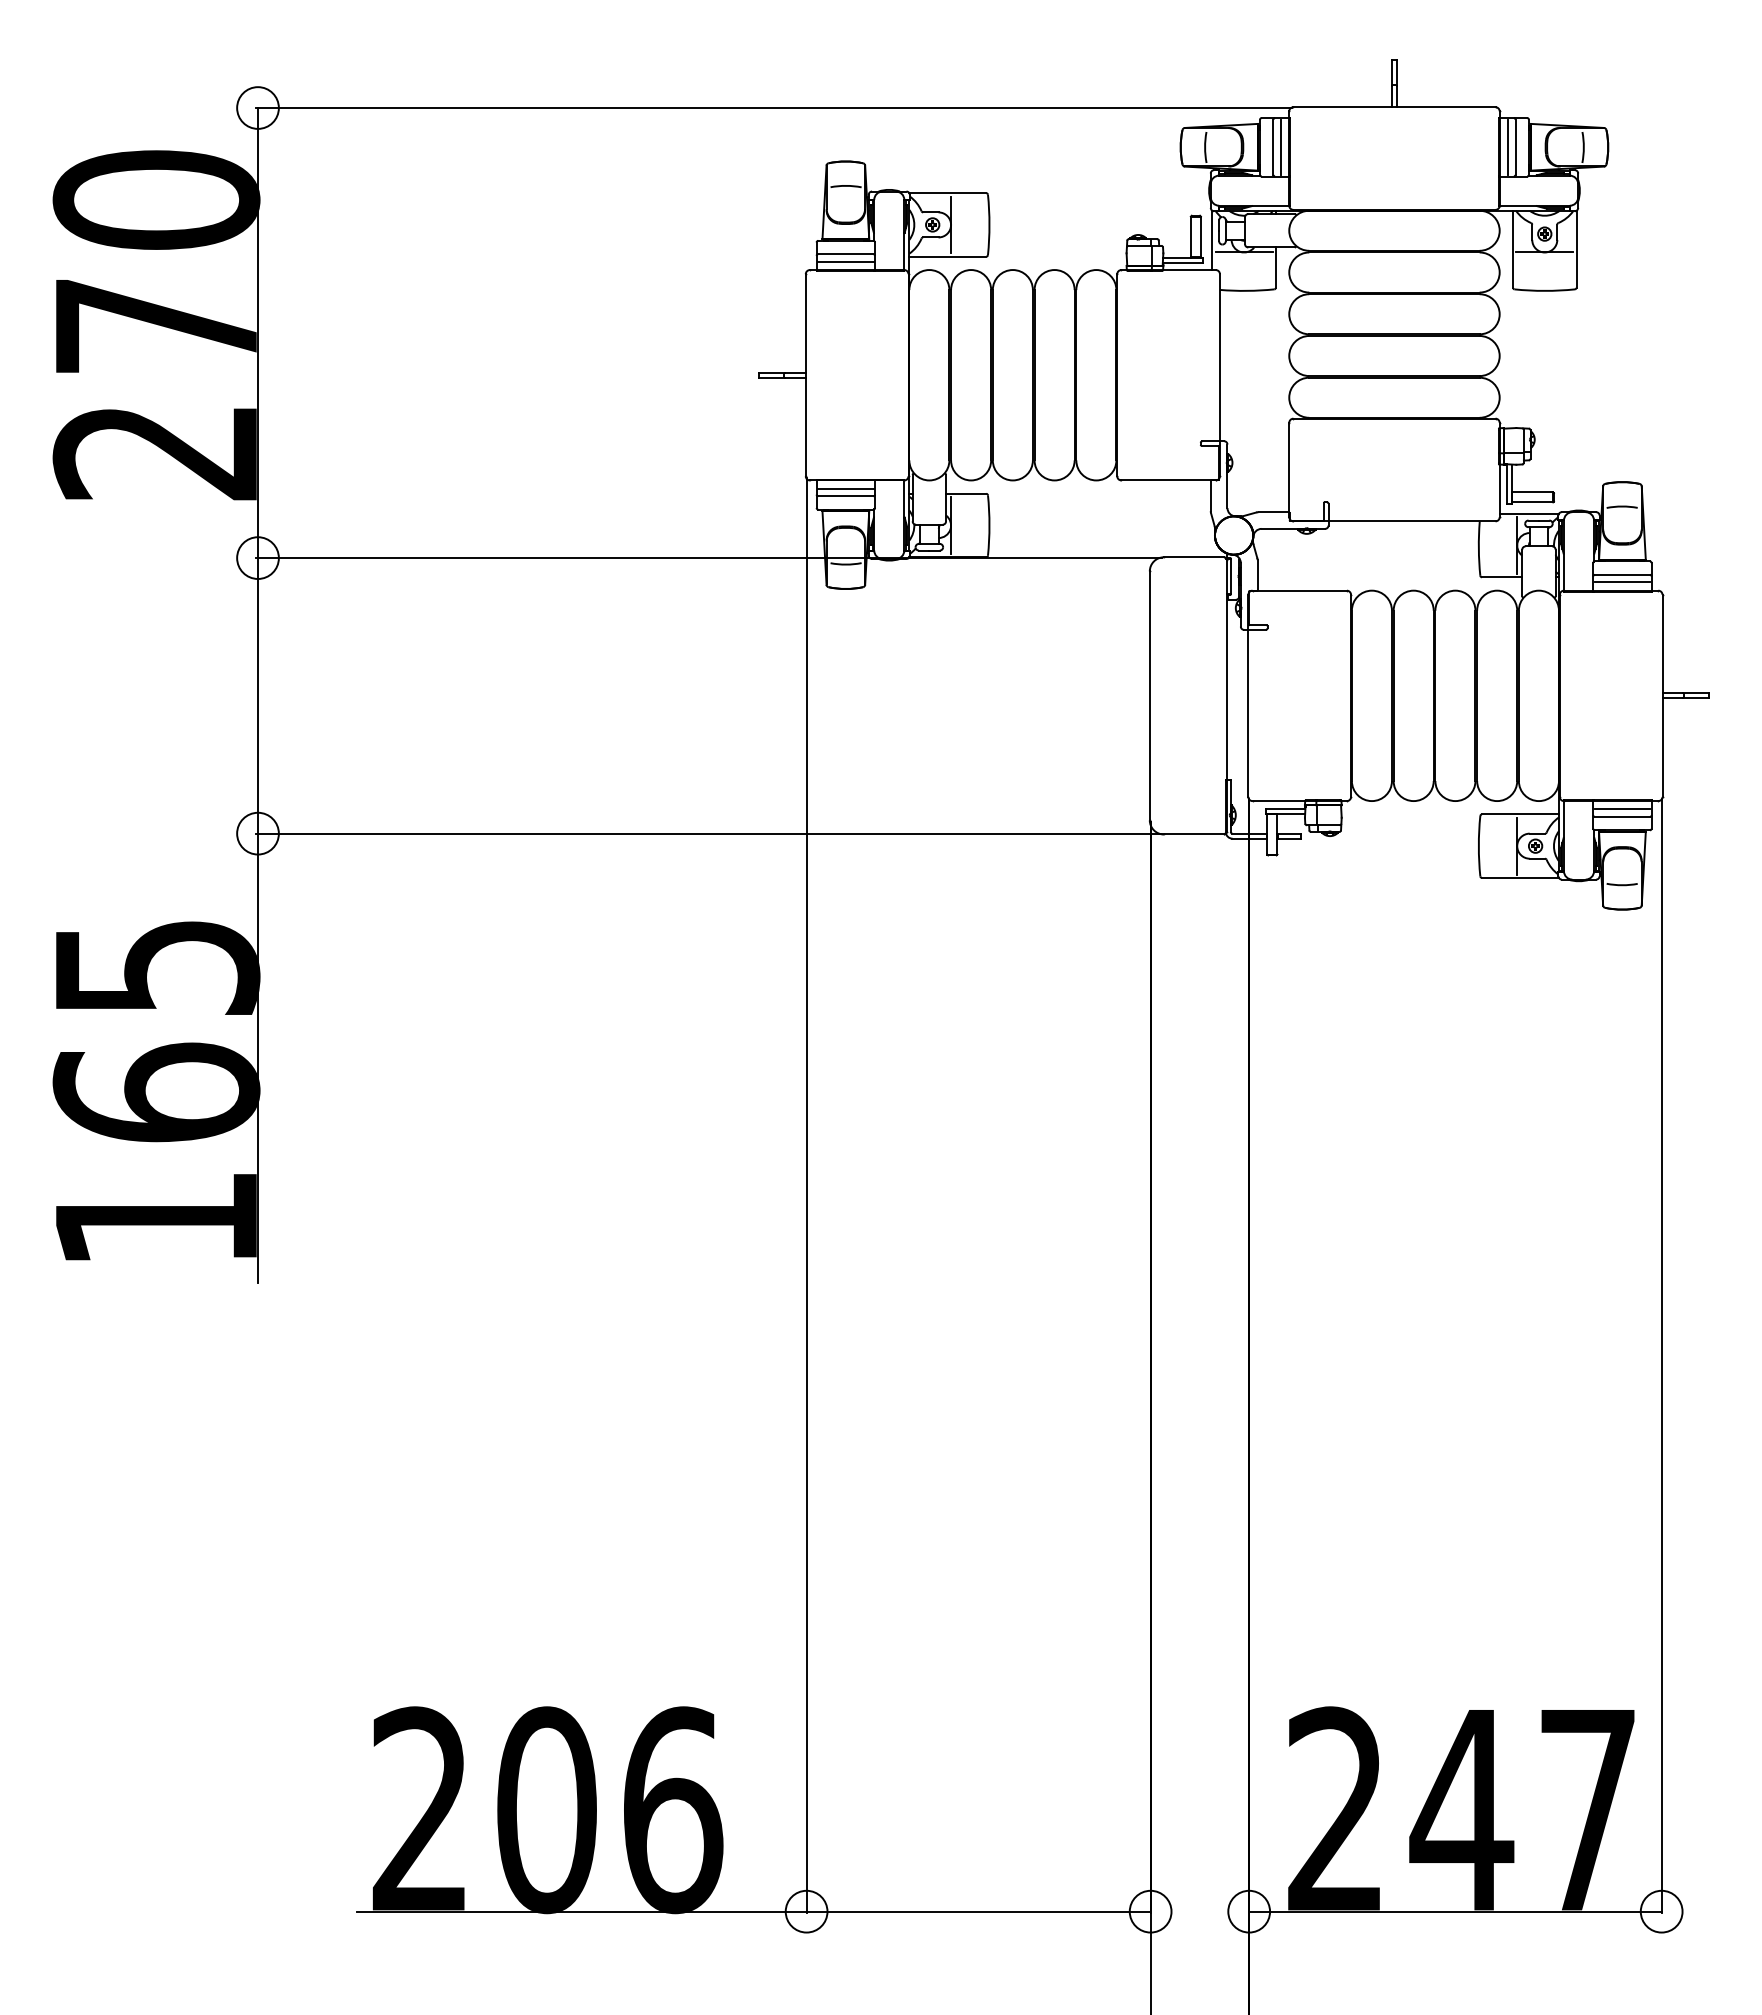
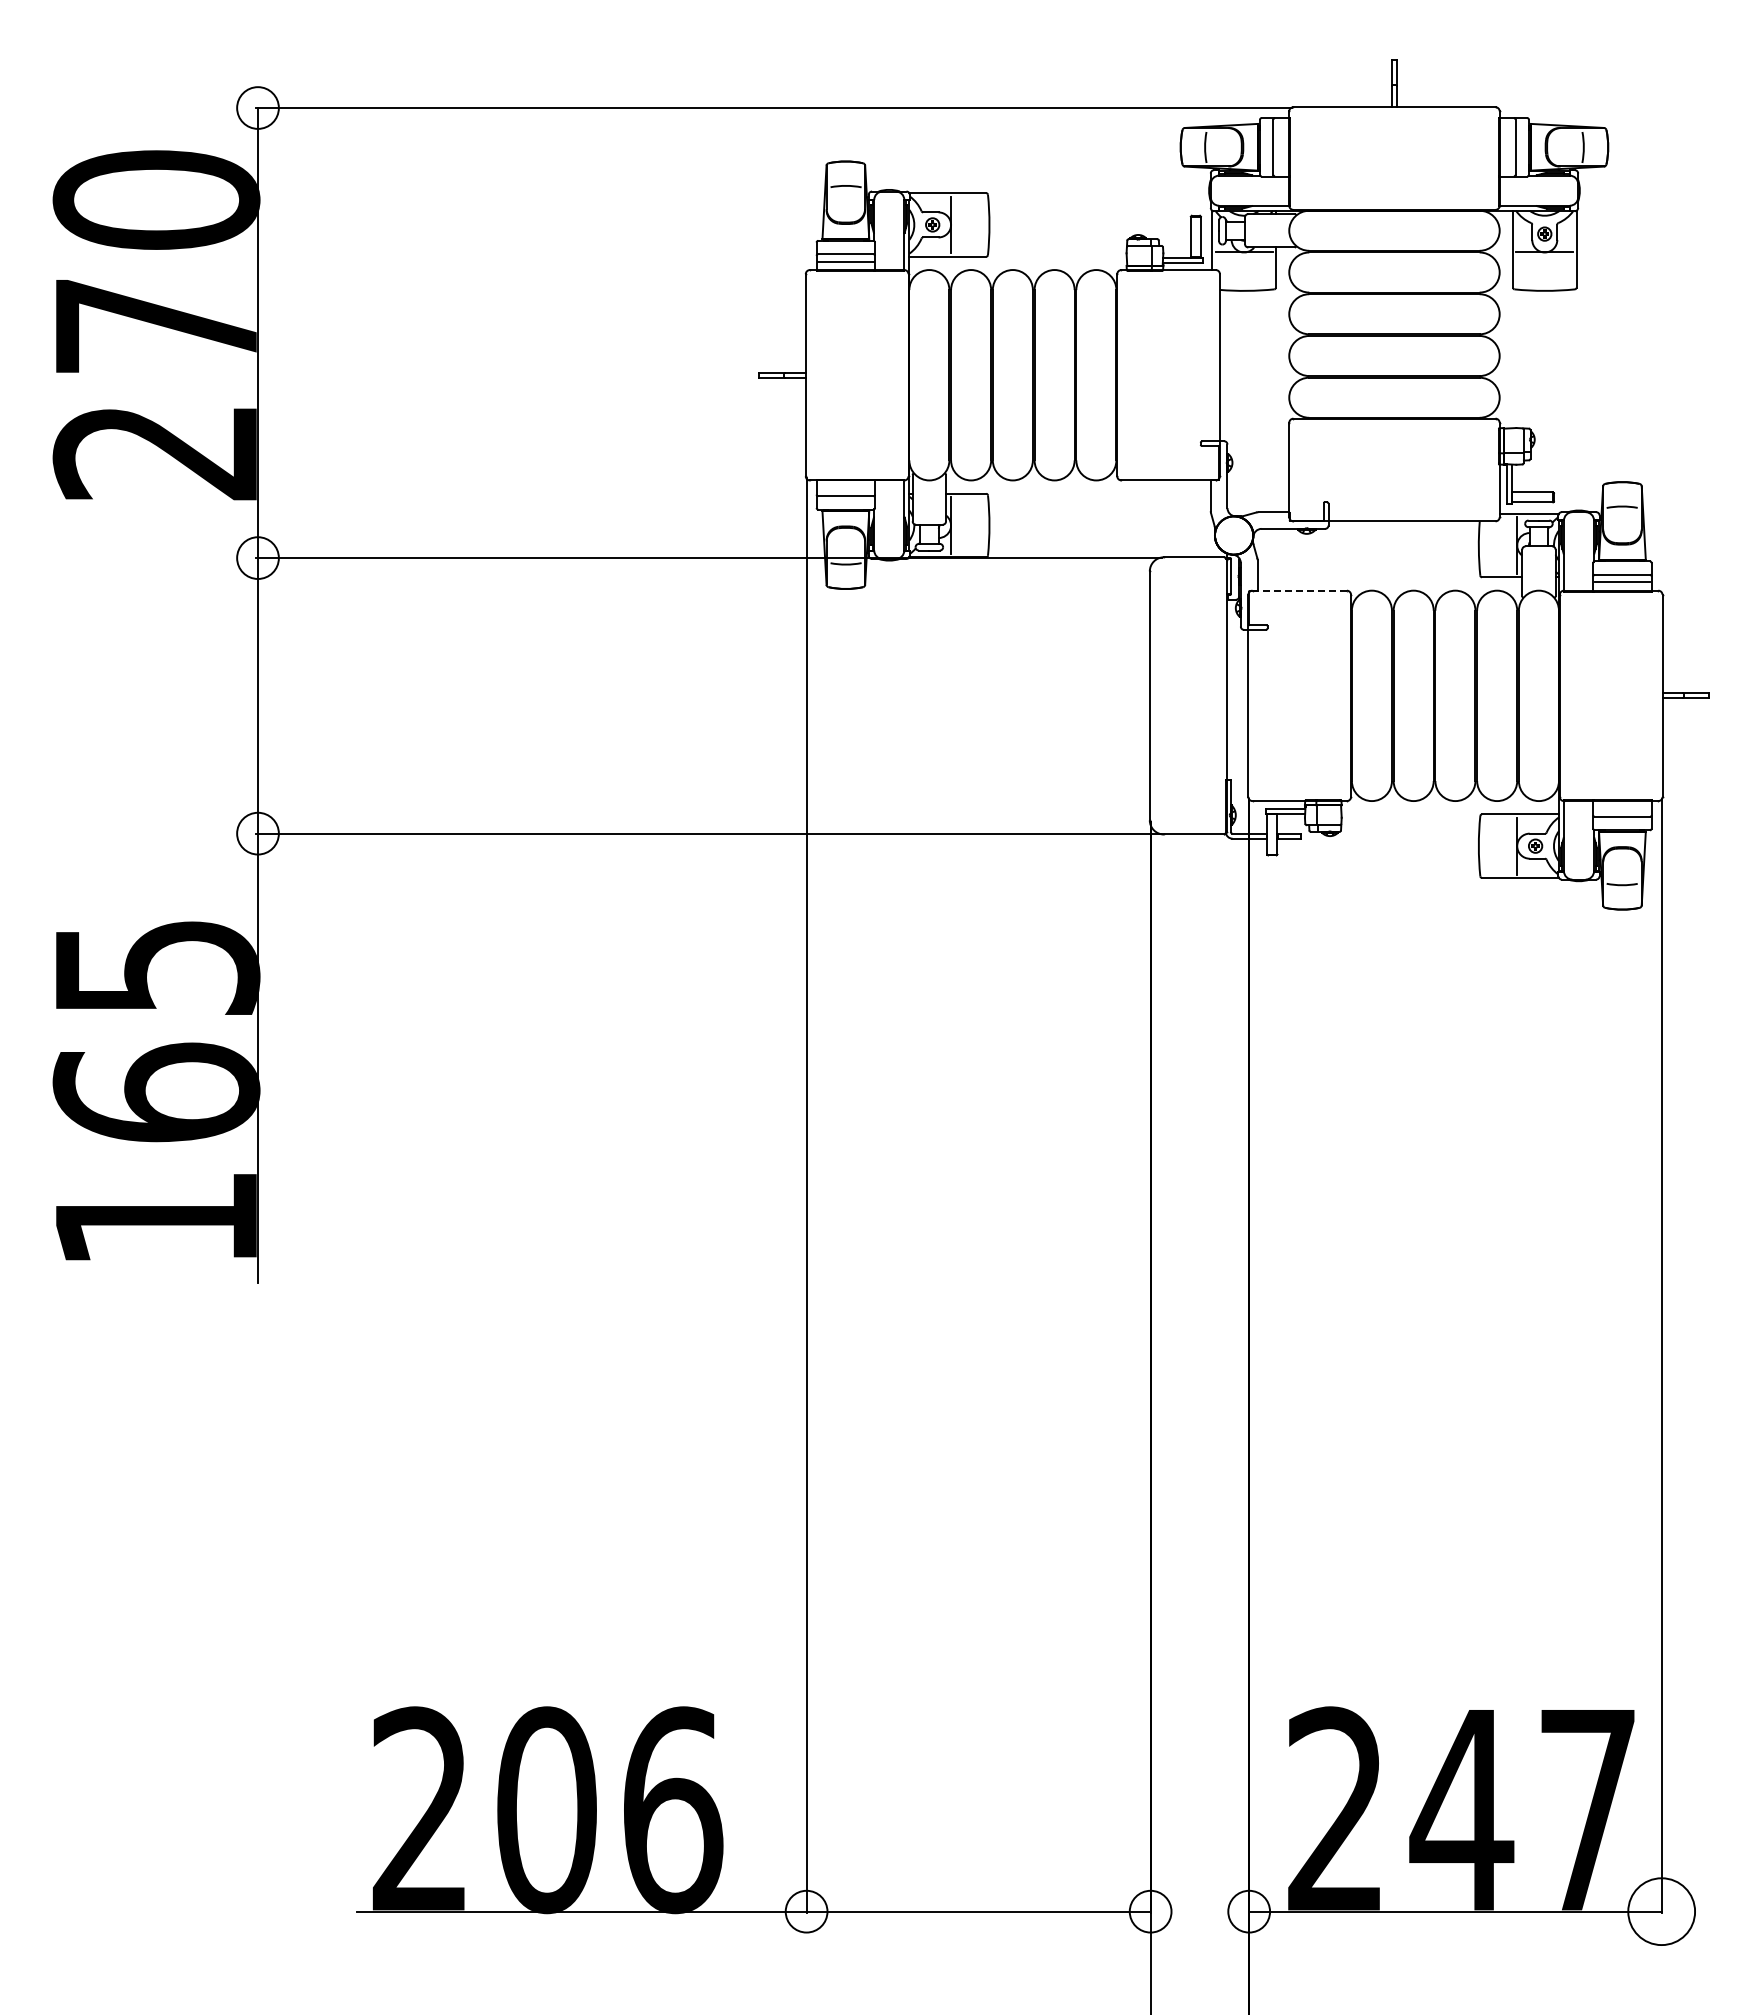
line: present -> none (1280, 147)
line: present -> none (1508, 147)
line: present -> none (845, 488)
line: solid -> dashed (1299, 590)
line: present -> none (1622, 809)
circle diameter: 42 px -> 67 px (1661, 1911)
